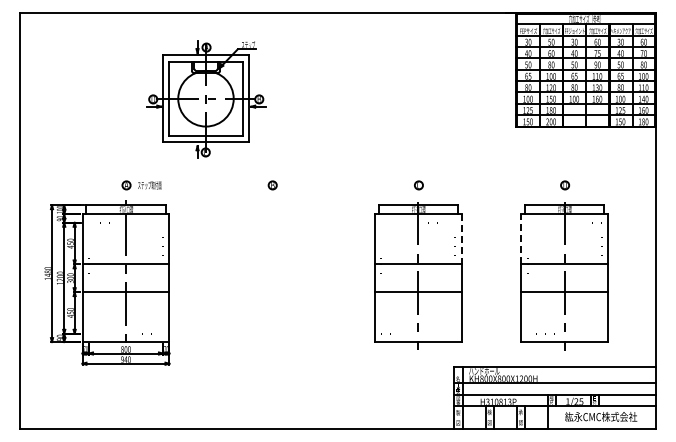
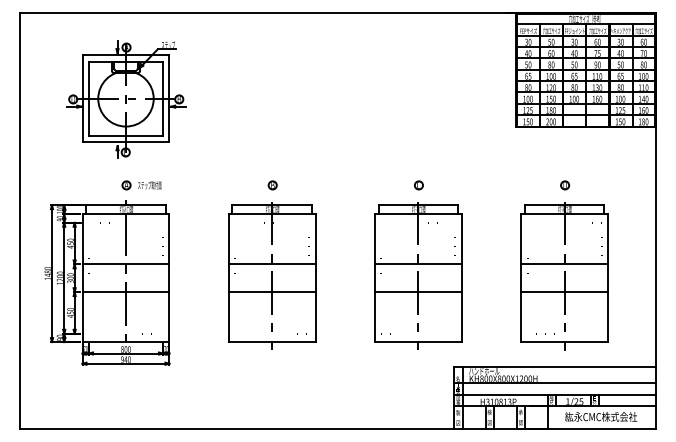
part position: (206, 99) -> (126, 99) (126, 99)
line: dashed -> solid (461, 239)
line: dashed -> solid (521, 239)
part: none -> present (272, 275)
